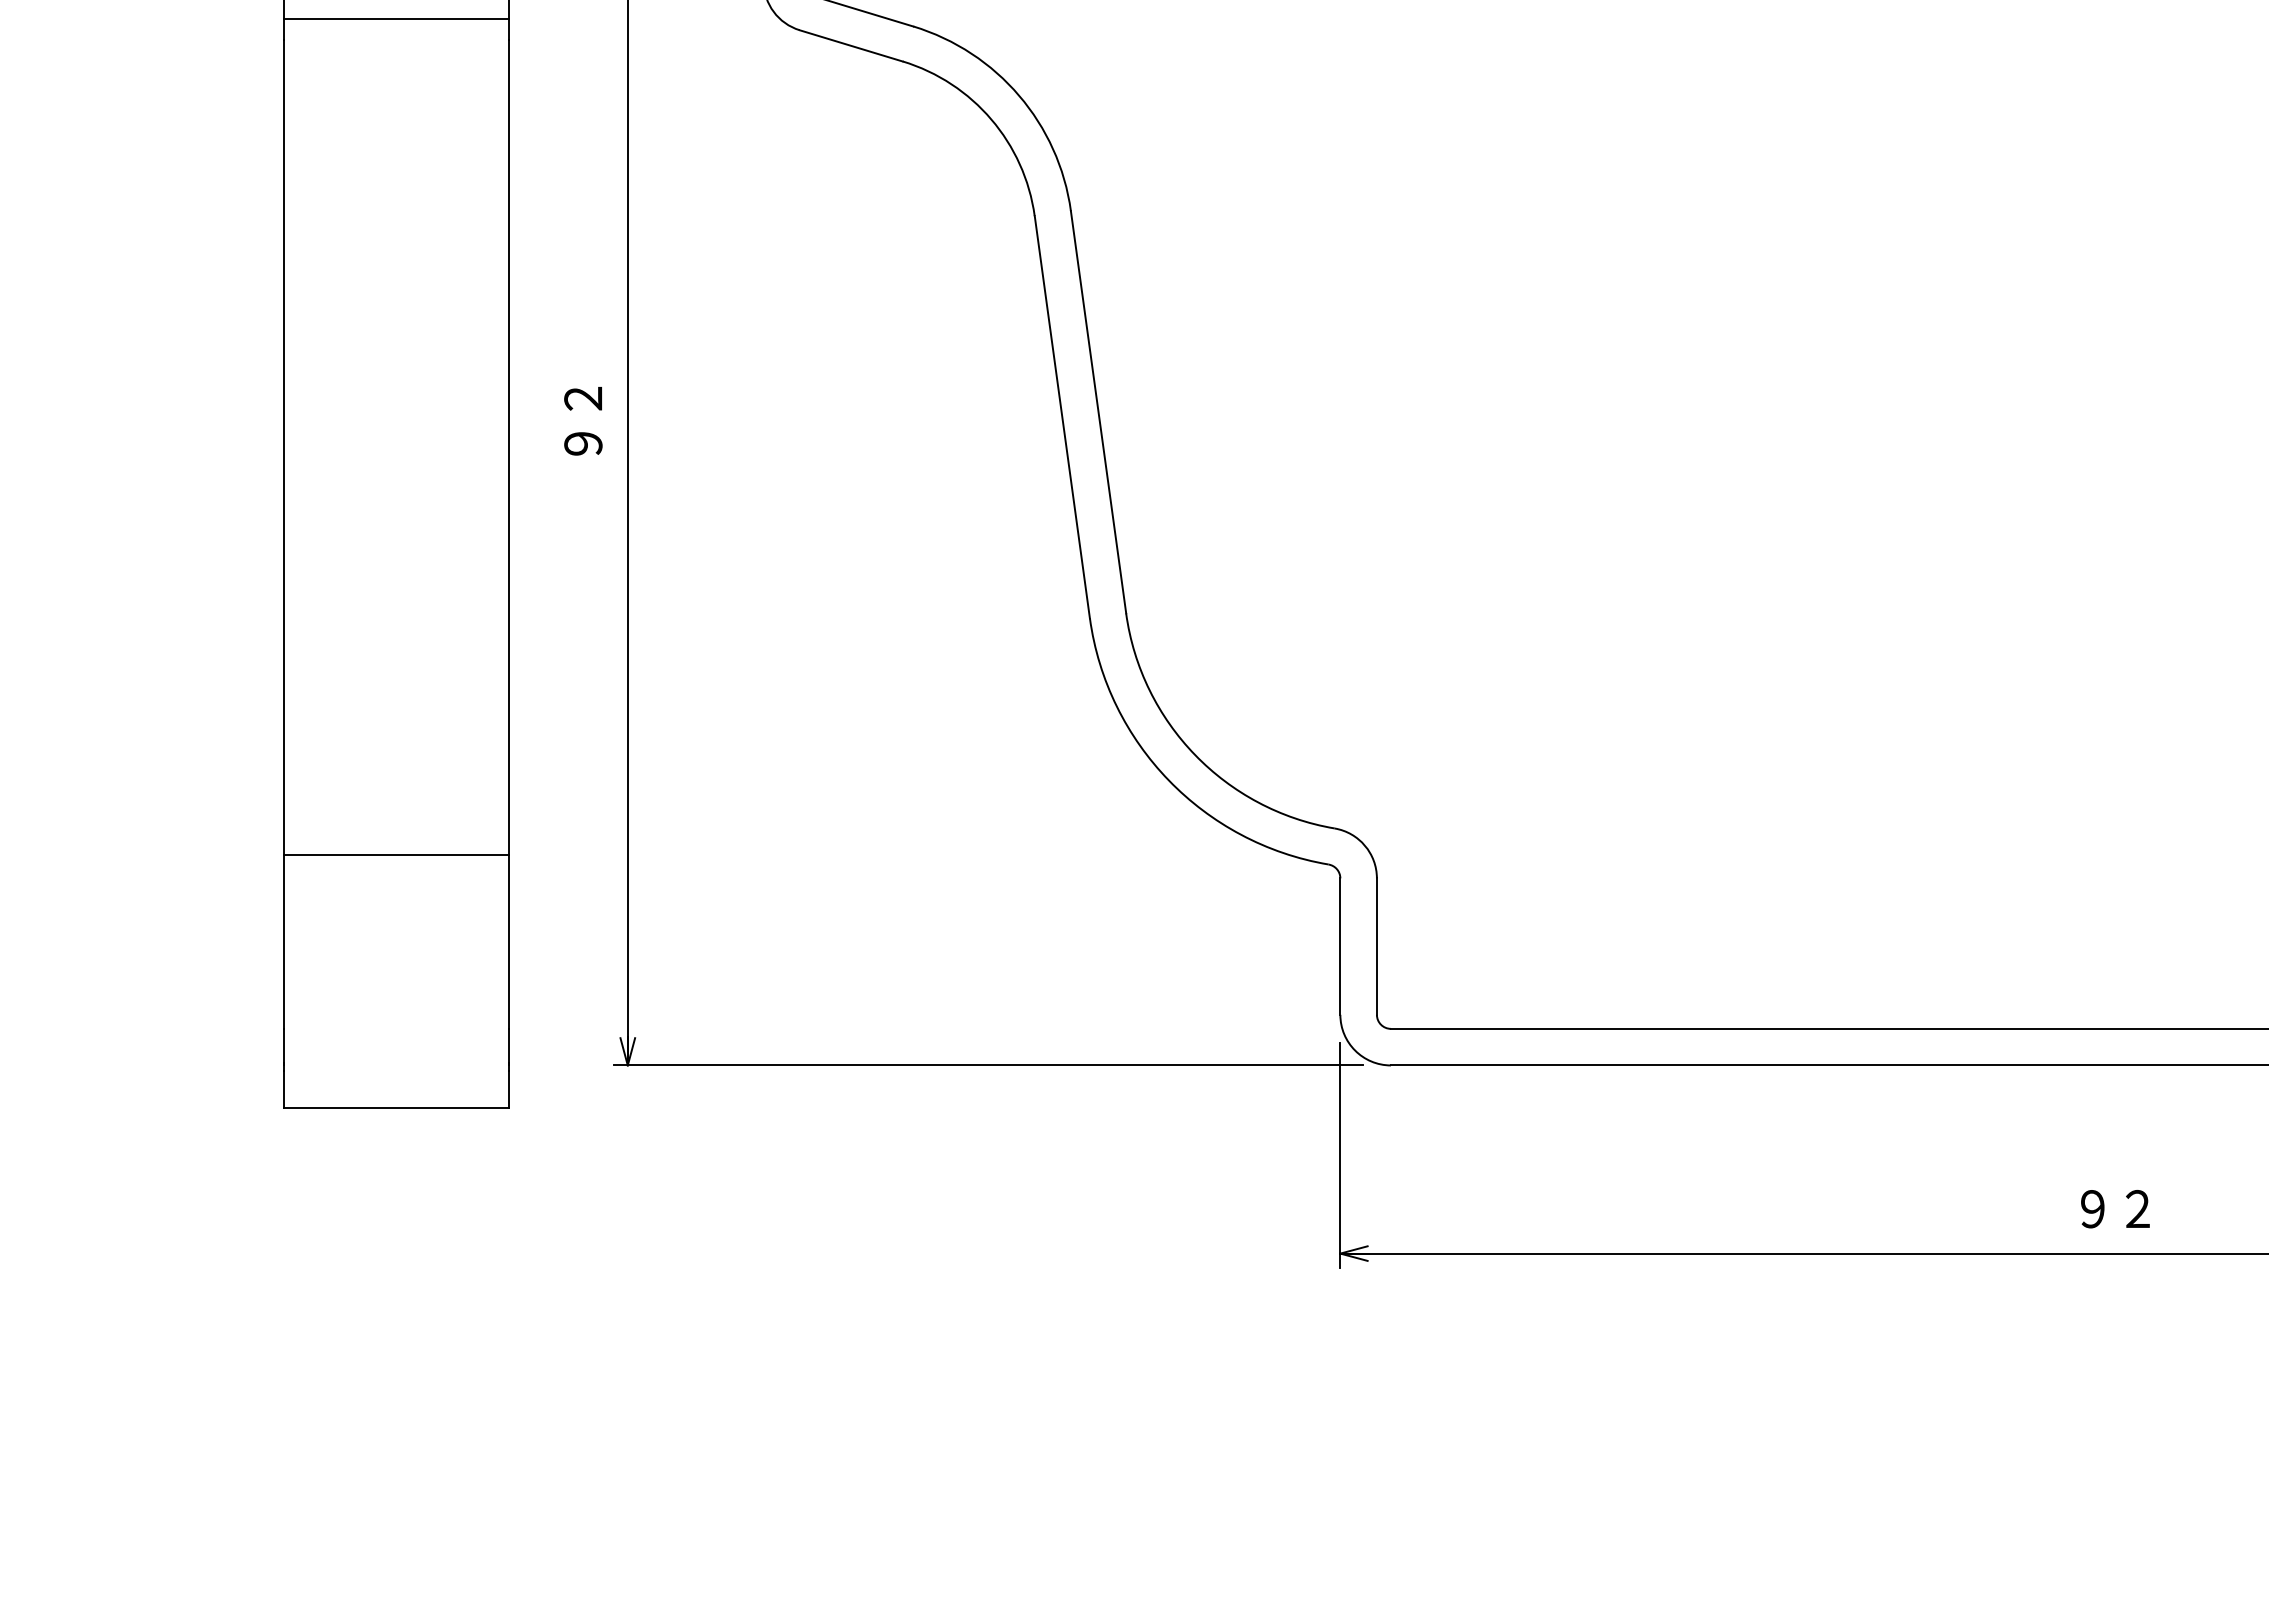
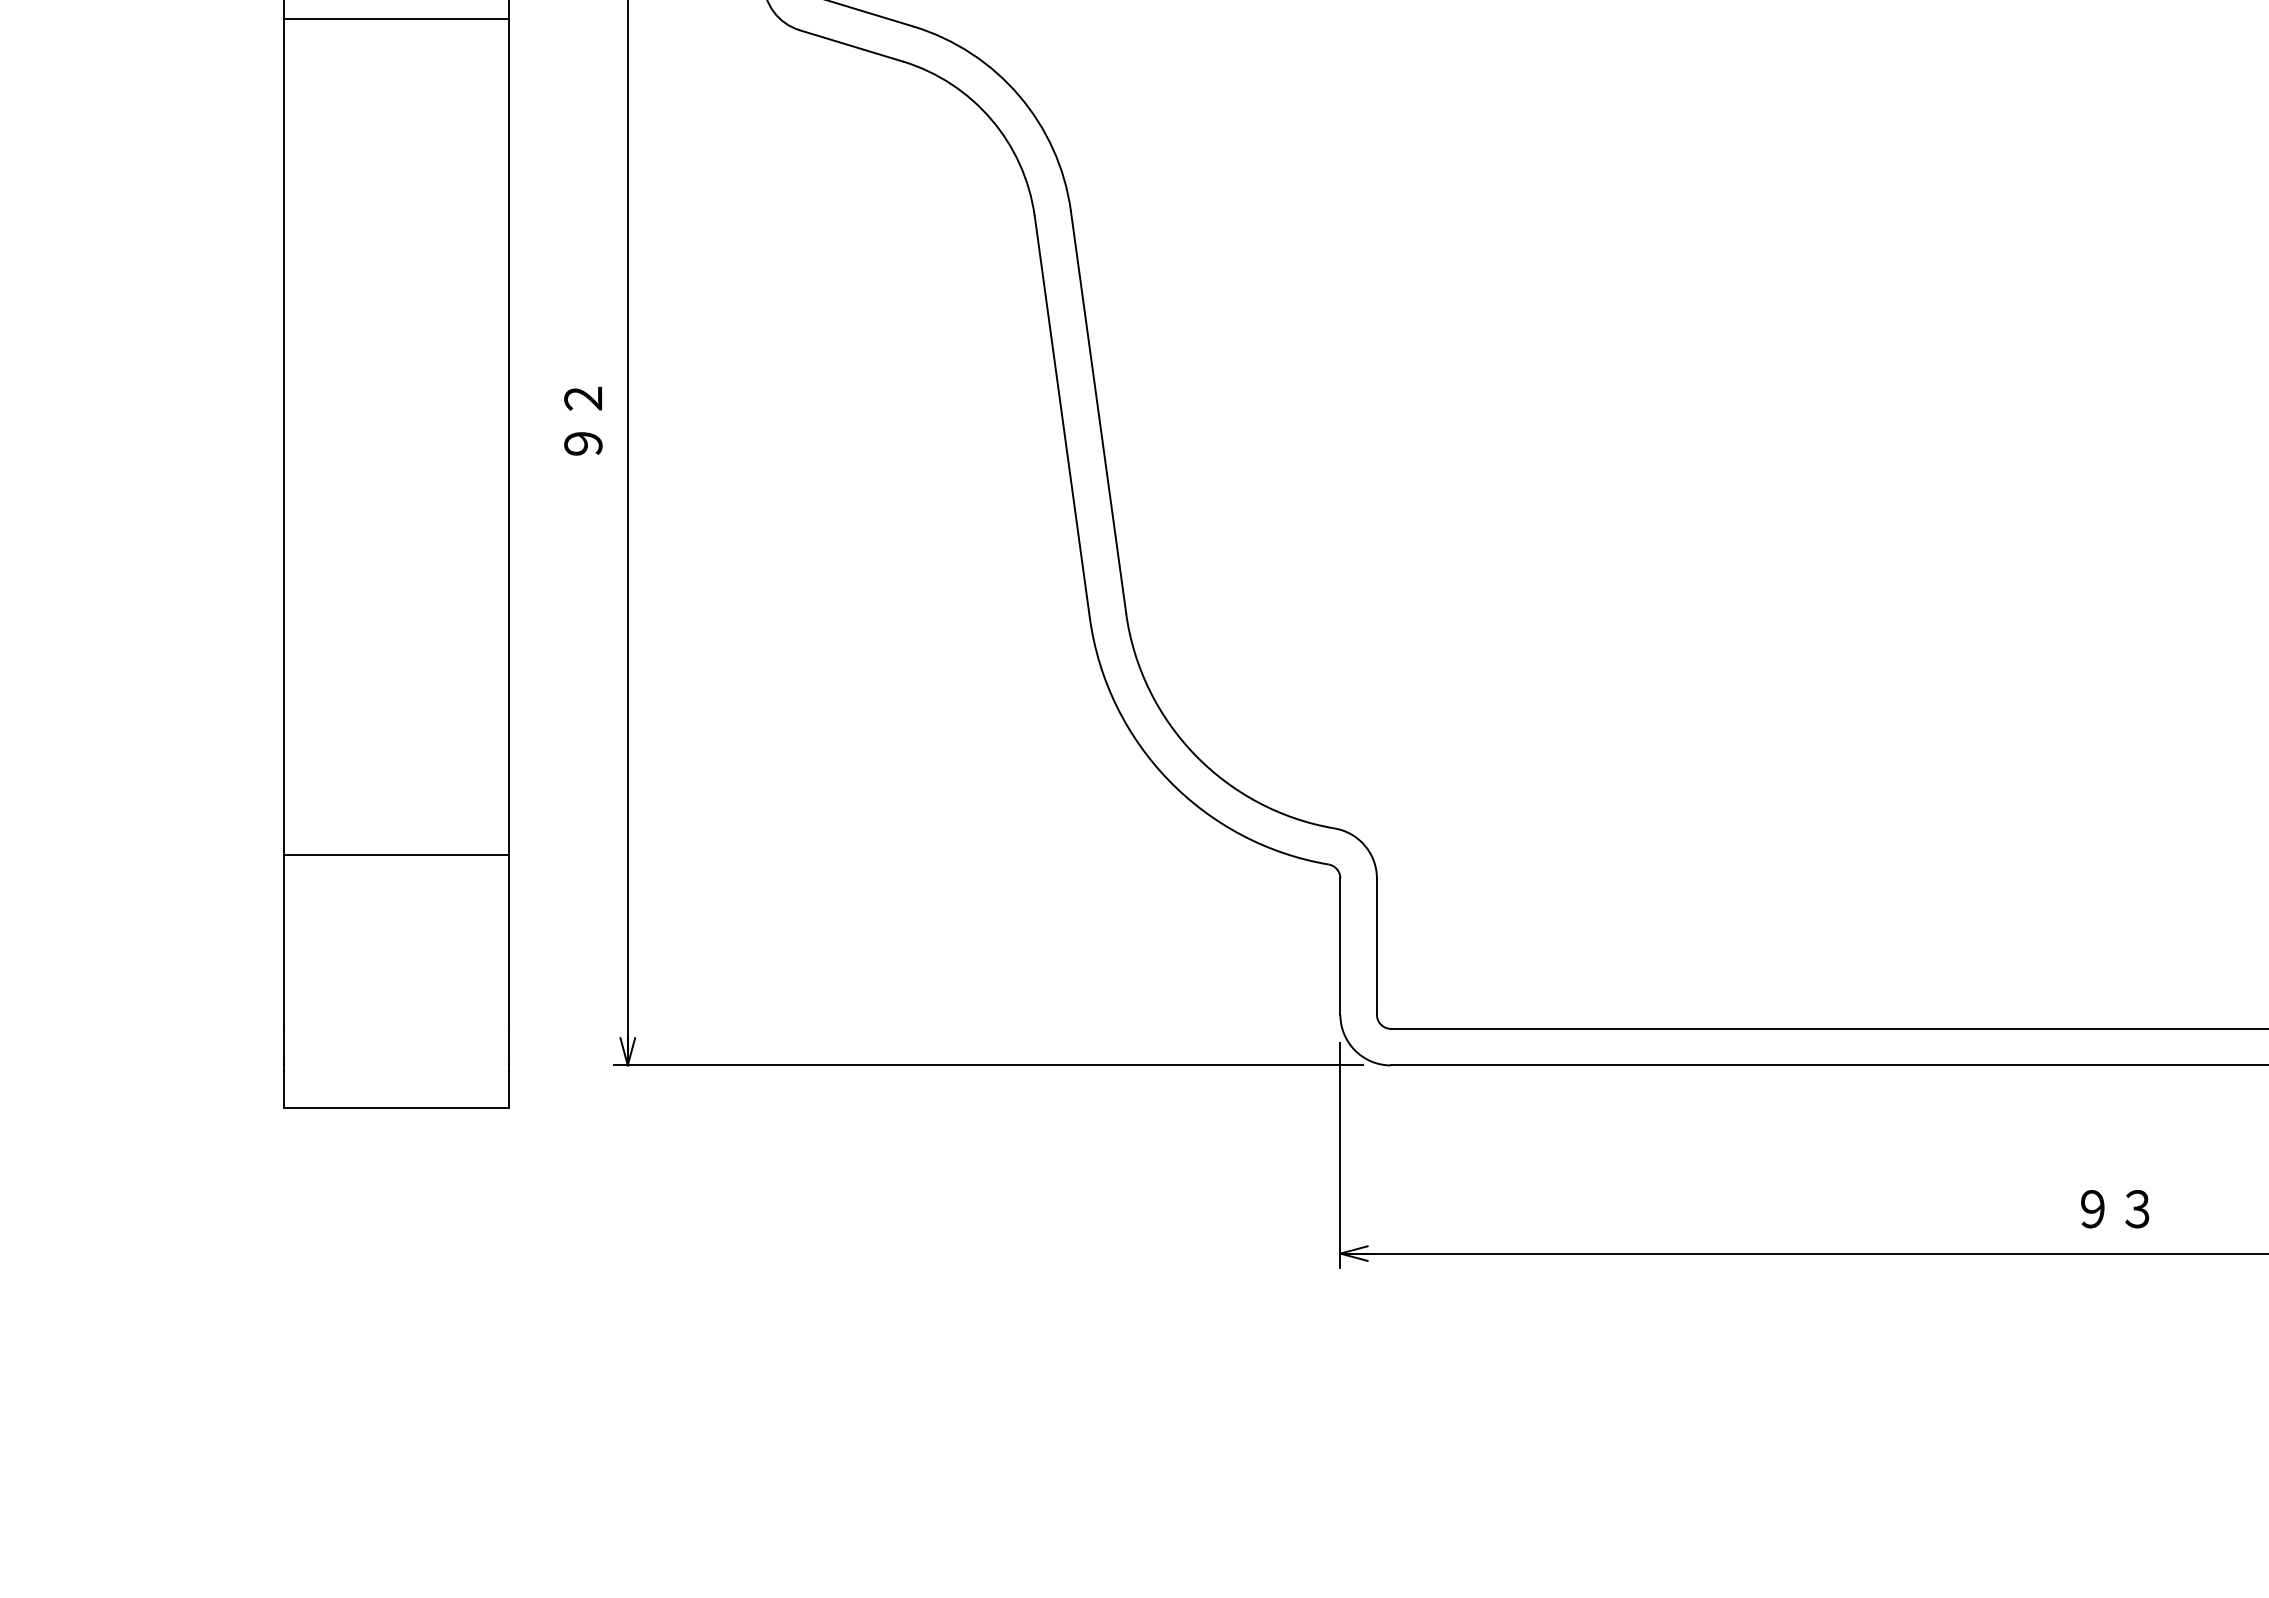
text: ９２ -> ９３ (2137, 1209)
